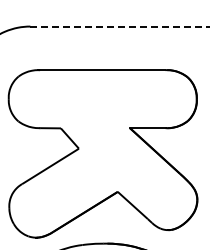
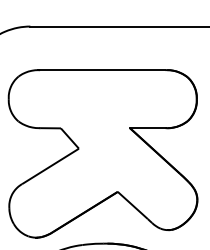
line: dashed -> solid (120, 26)
